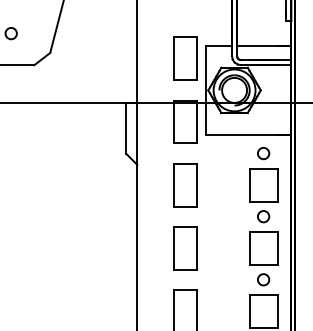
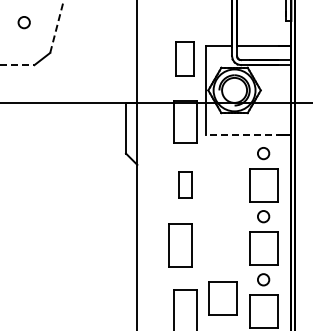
line: solid -> dashed (56, 26)
circle position: (10, 33) -> (23, 22) (23, 22)
part size: 25x45 px -> 20x36 px (184, 58)
line: solid -> dashed (17, 65)
line: solid -> dashed (244, 134)
part size: 25x45 px -> 15x28 px (185, 184)
part position: (185, 248) -> (180, 245) (180, 245)
part: none -> present (222, 298)
